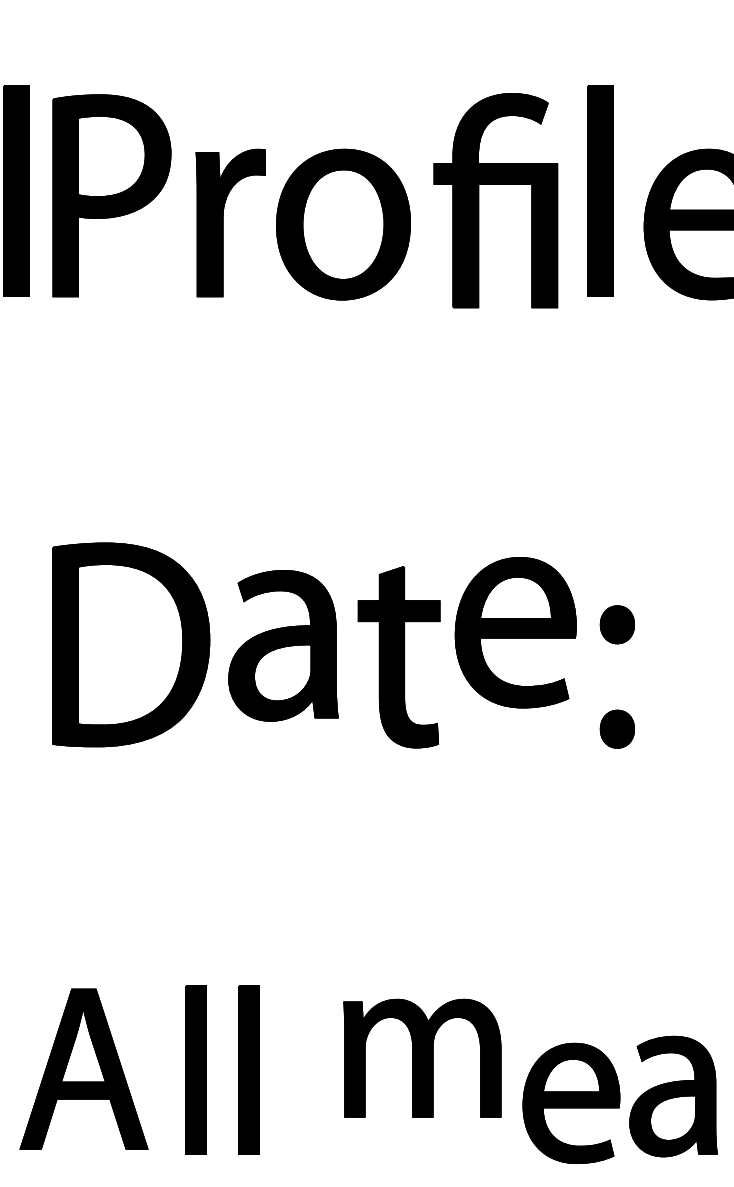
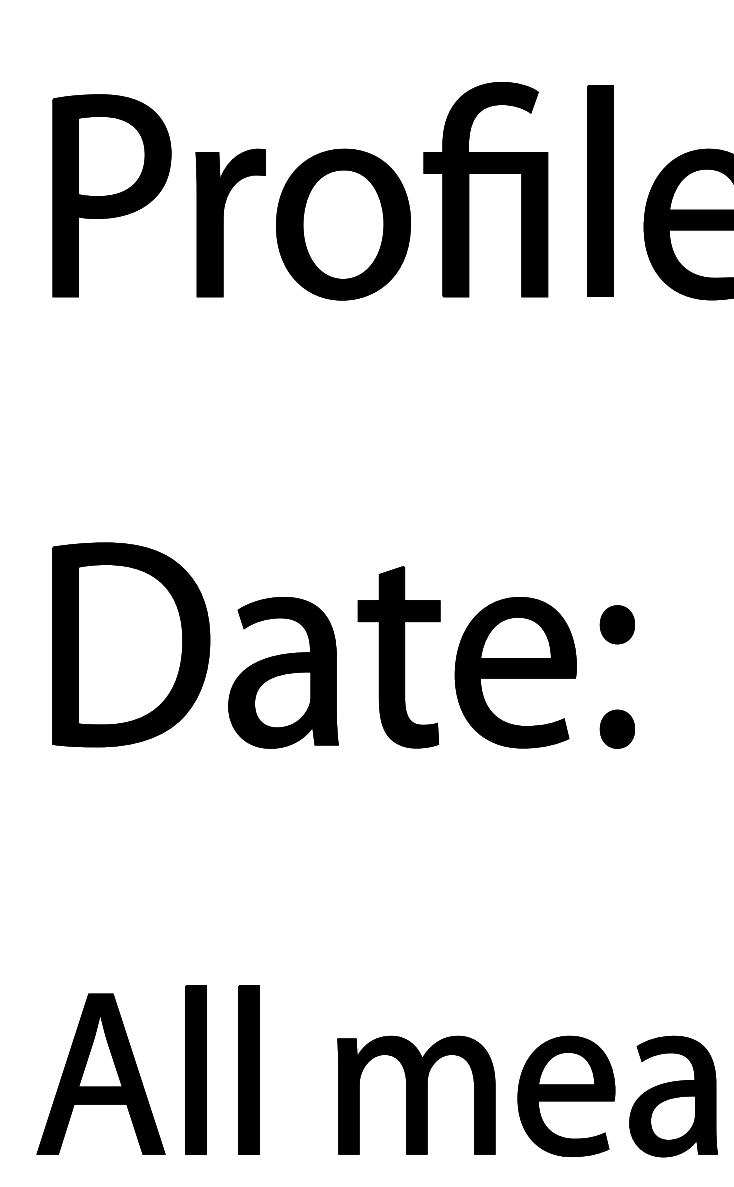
part position: (495, 184) -> (485, 173) (485, 173)
part: present -> none (16, 190)
part position: (515, 632) -> (515, 672) (515, 672)
part position: (283, 645) -> (283, 672) (283, 672)
part position: (422, 1057) -> (416, 1094) (416, 1094)
part position: (83, 1068) -> (100, 1073) (100, 1073)
part position: (571, 1102) -> (566, 1095) (566, 1095)
